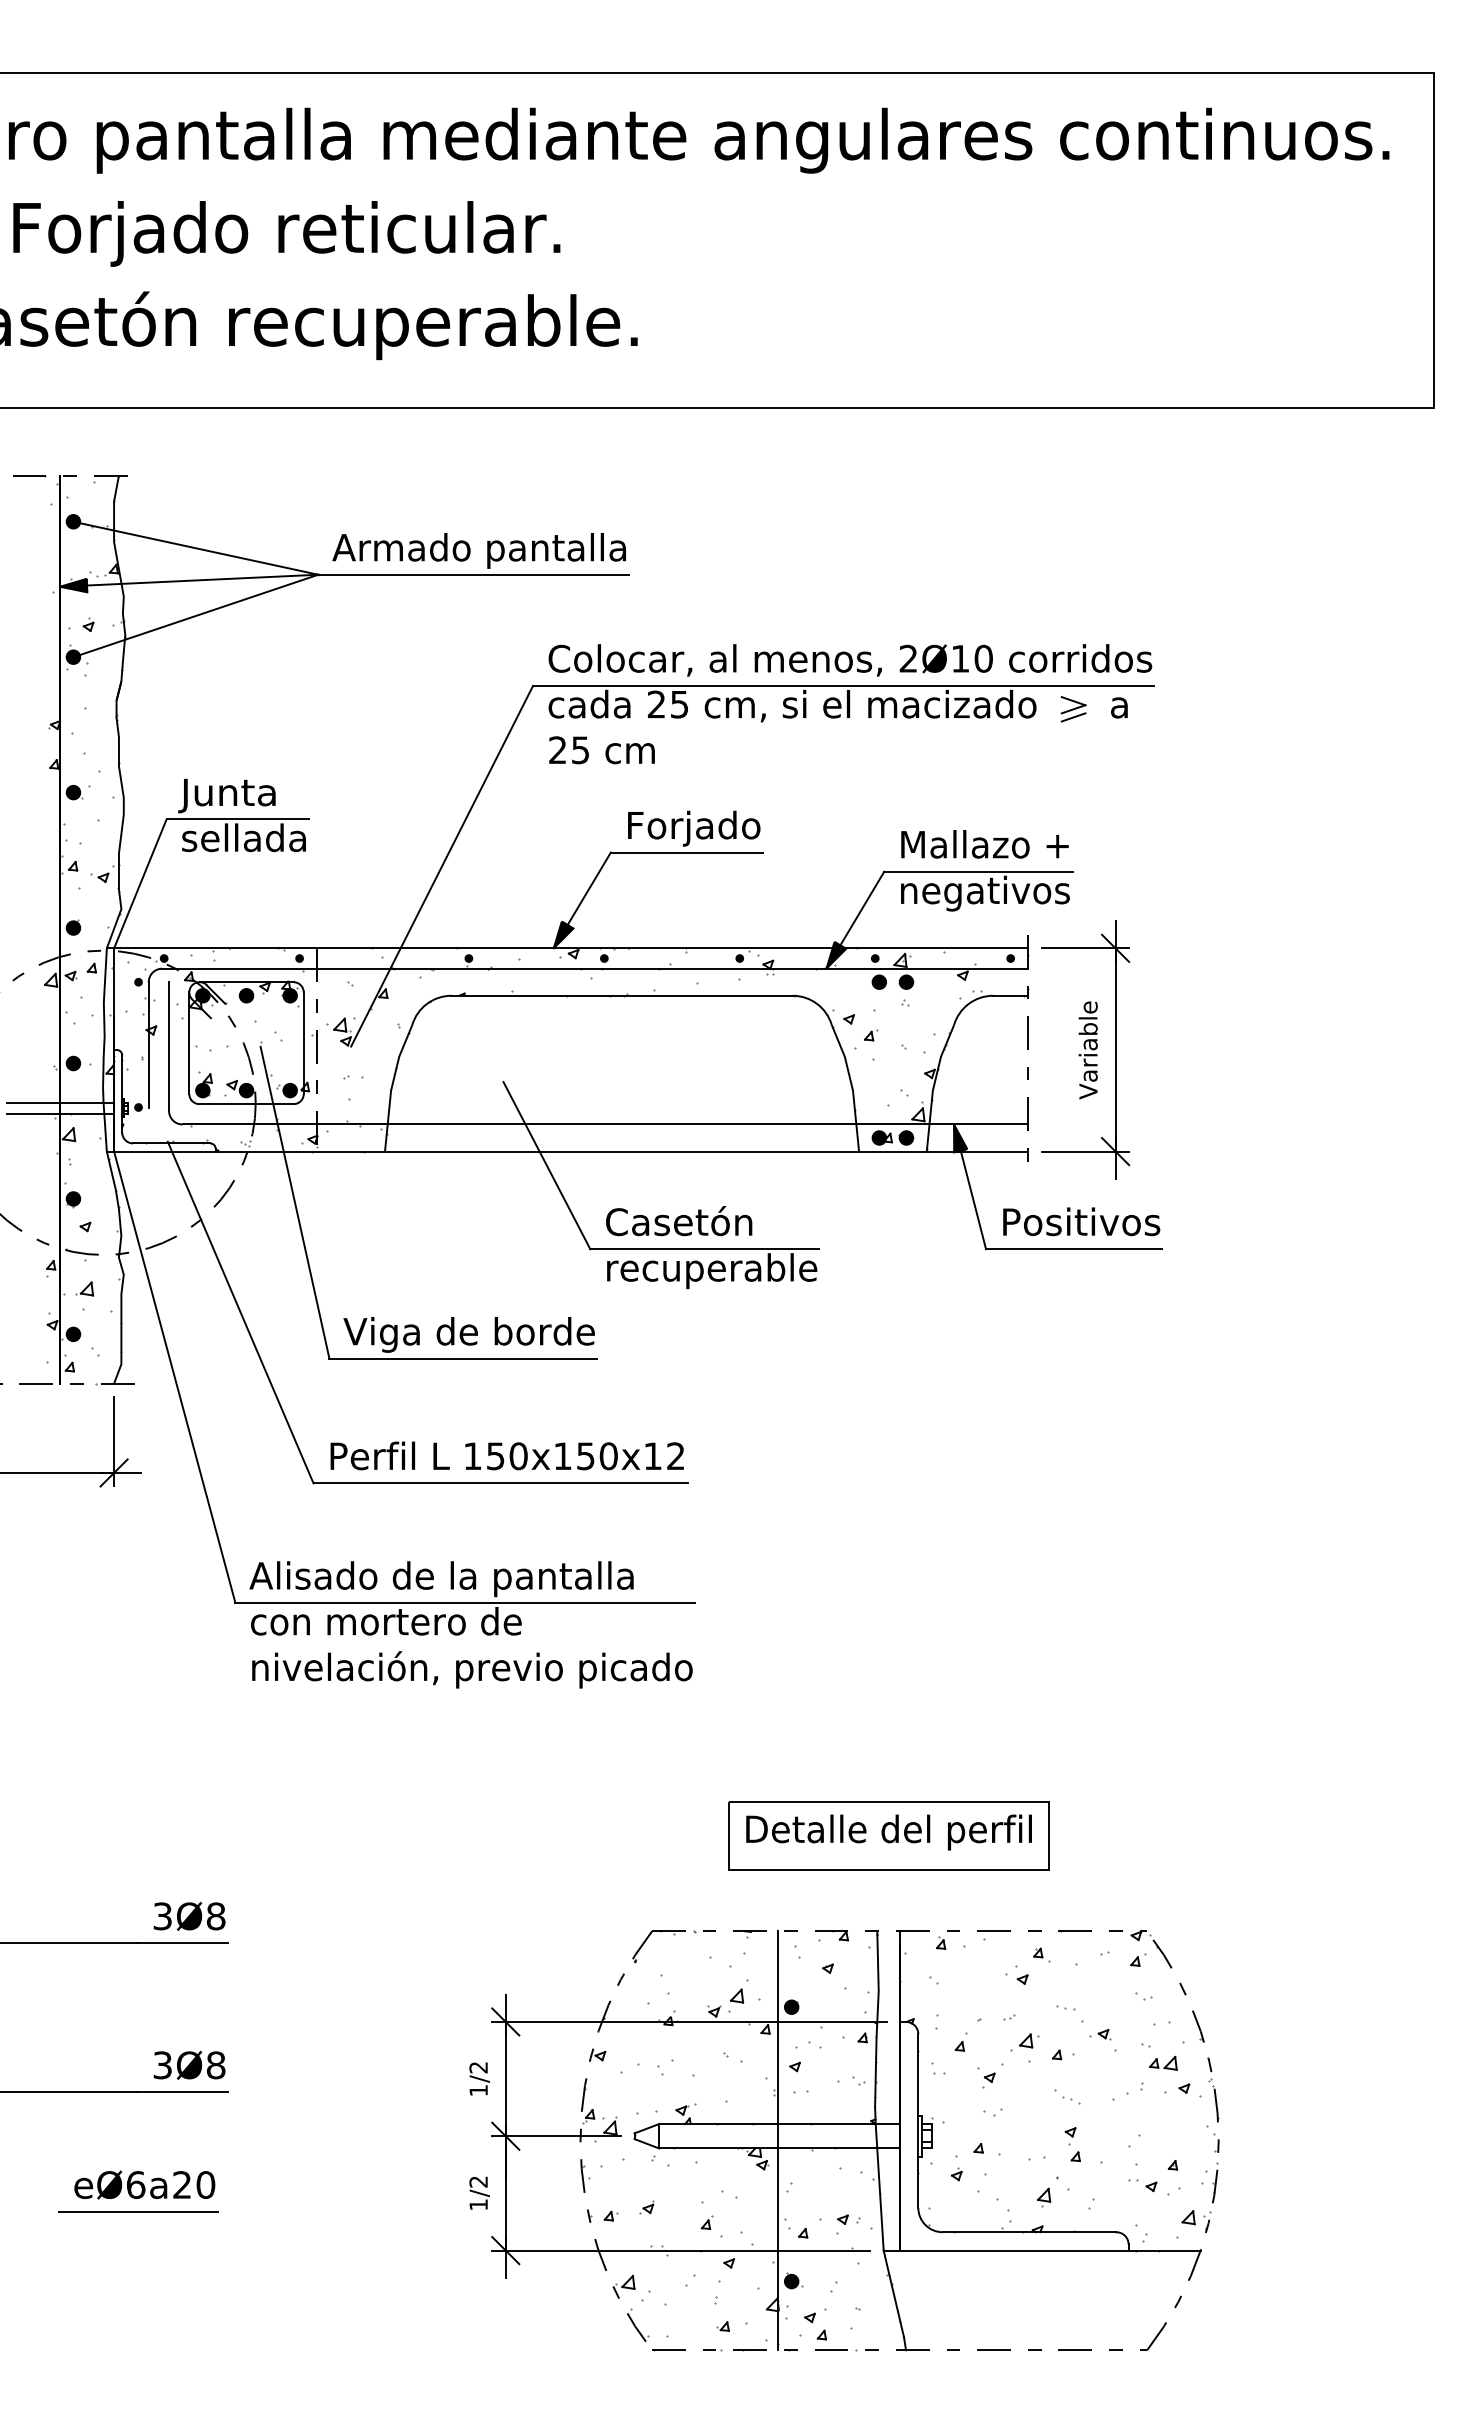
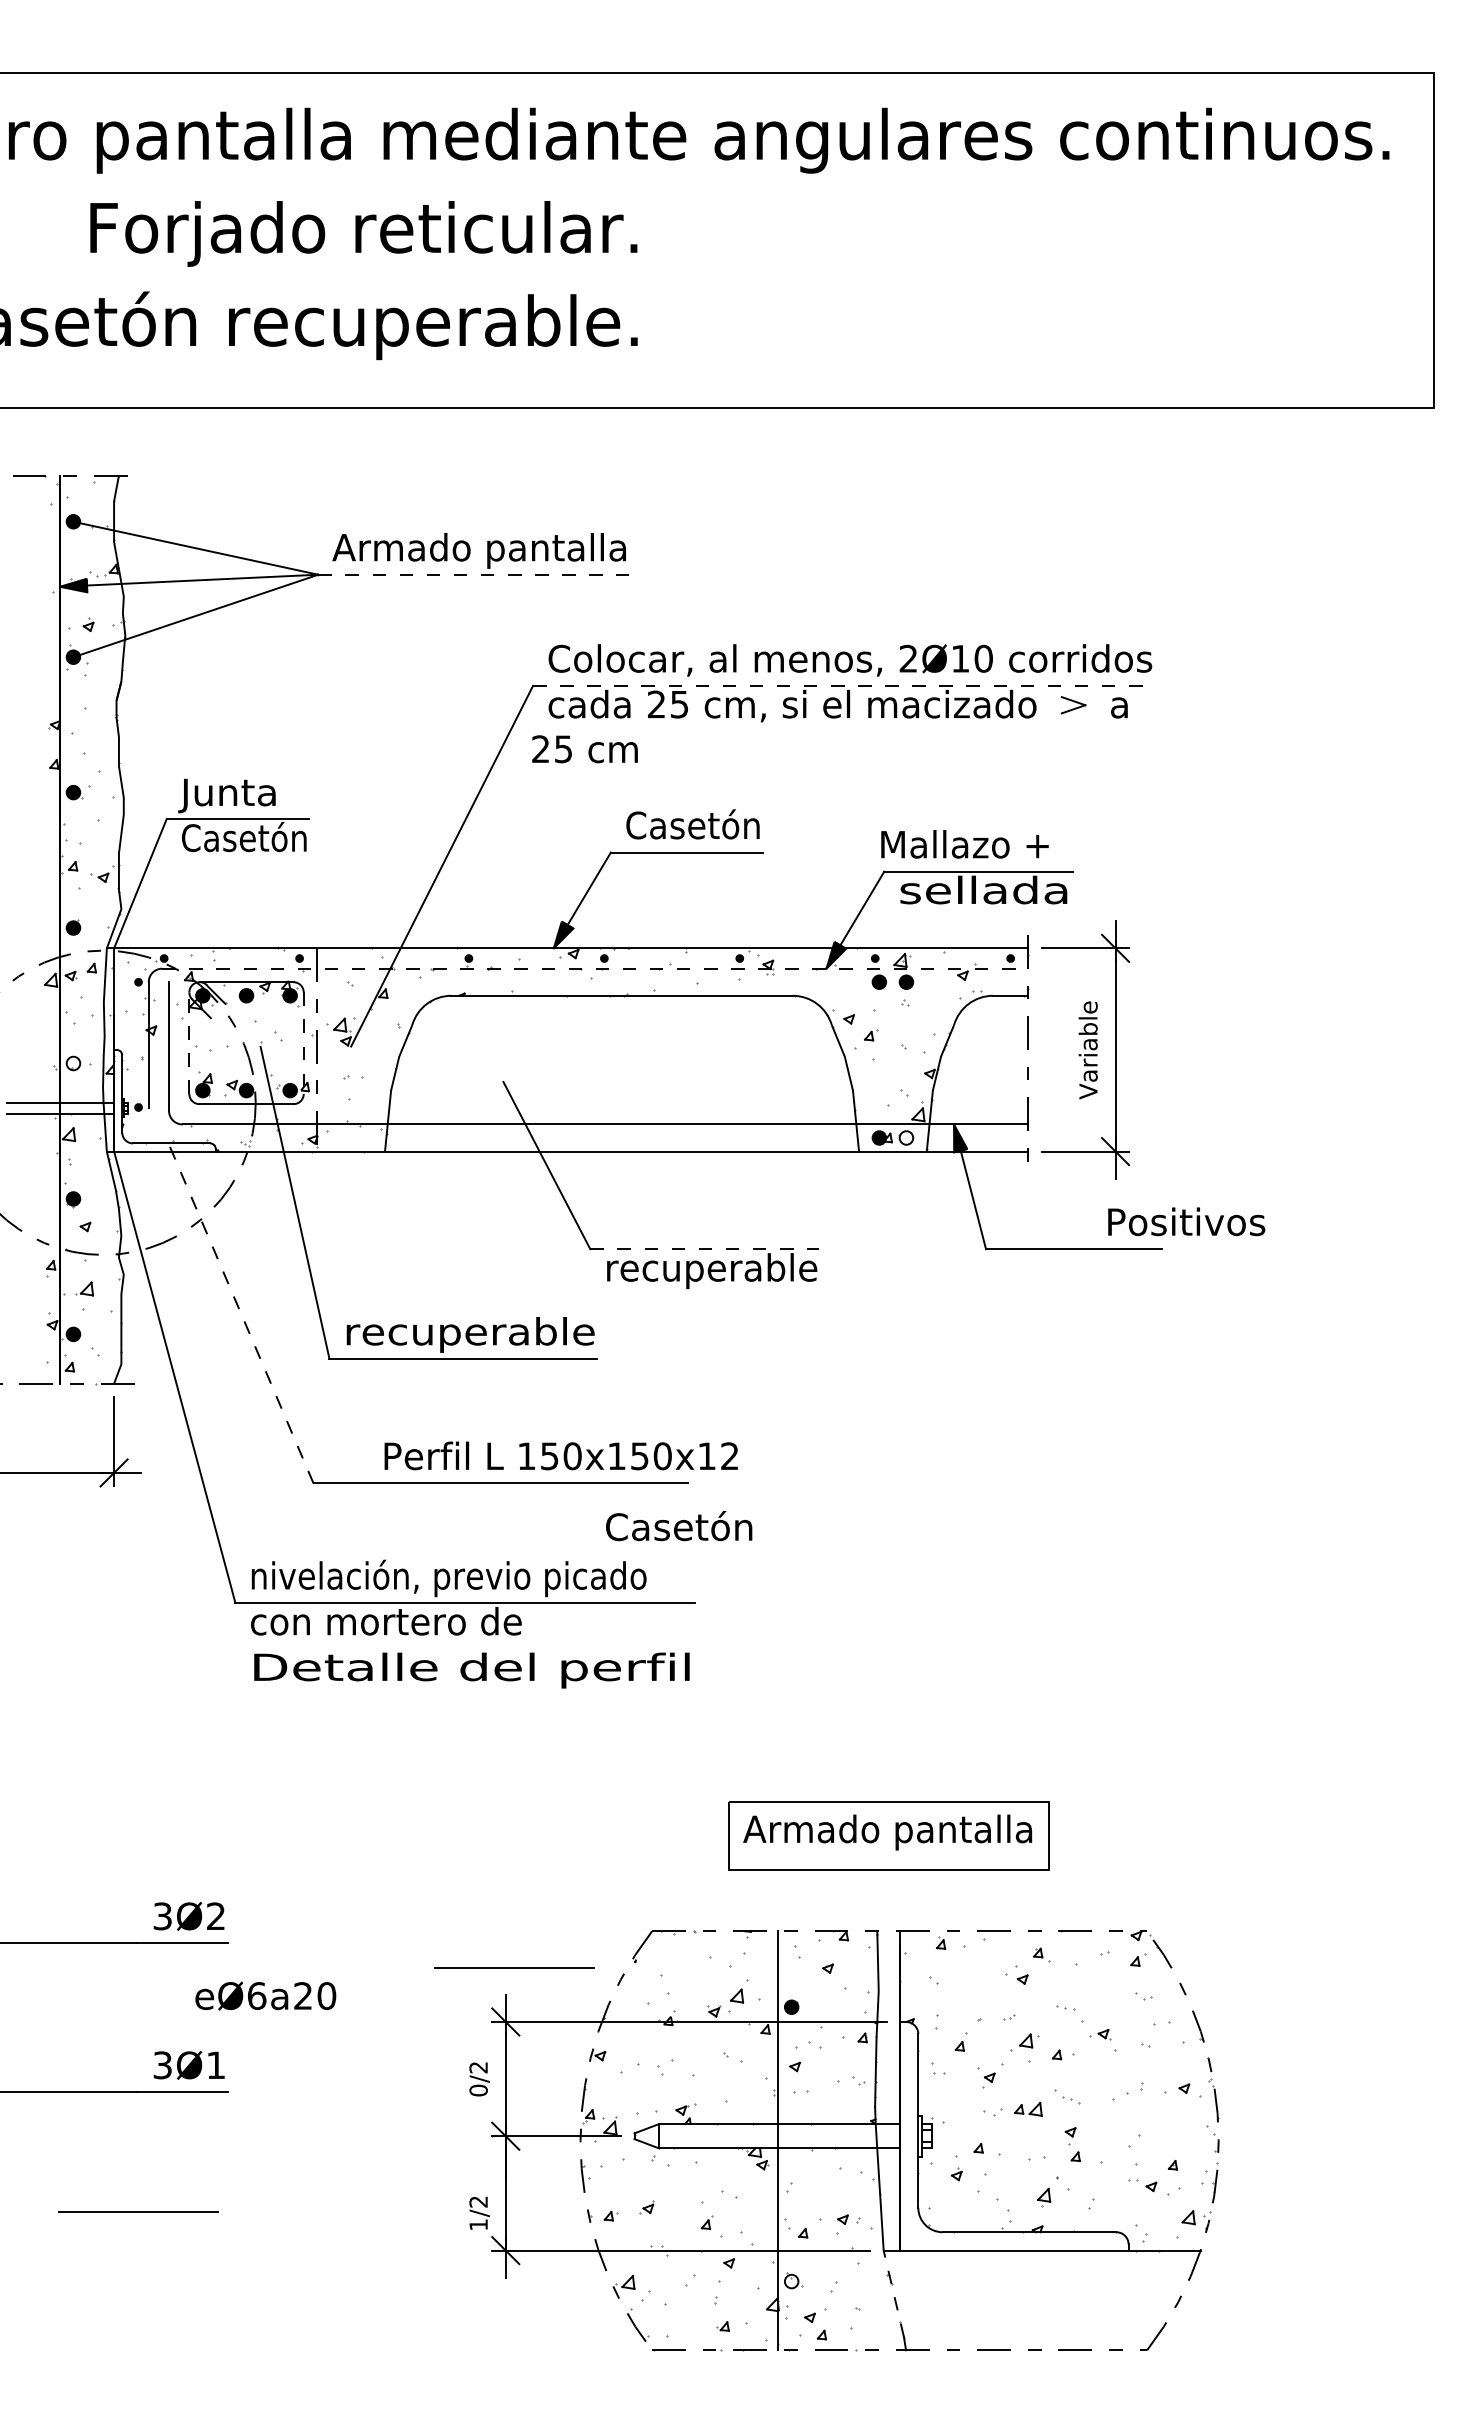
text position: (286, 233) -> (363, 233) (363, 233)
line: solid -> dashed (474, 574)
line: solid -> dashed (843, 685)
line: present -> none (1073, 717)
text position: (601, 750) -> (584, 749) (584, 749)
text: Forjado -> Casetón (693, 827)
text: sellada -> Casetón (244, 837)
text position: (984, 844) -> (964, 844) (964, 844)
text: negativos -> sellada (984, 893)
line: solid -> dashed (595, 968)
line: solid -> dashed (189, 1043)
line: solid -> dashed (303, 1043)
fill: present -> none (73, 1063)
fill: present -> none (906, 1137)
text position: (679, 1221) -> (679, 1526) (679, 1526)
text position: (1081, 1221) -> (1186, 1221) (1186, 1221)
line: solid -> dashed (705, 1249)
line: solid -> dashed (240, 1312)
text: Viga de borde -> recuperable (468, 1334)
text position: (506, 1455) -> (560, 1455) (560, 1455)
text: Alisado de la pantalla -> nivelación, previo picado (447, 1578)
text: nivelación, previo picado -> Detalle del perfil (472, 1669)
text: Detalle del perfil -> Armado pantalla (887, 1832)
text: 3Ø8 -> 3Ø2 (215, 1916)
line: none -> present (514, 1967)
part position: (1163, 2062) -> (1028, 2108) (1028, 2108)
text: 3Ø8 -> 3Ø1 (215, 2065)
text: 1/2 -> 0/2 (478, 2090)
text position: (144, 2184) -> (265, 1995) (265, 1995)
text position: (479, 2192) -> (479, 2212) (479, 2212)
fill: present -> none (791, 2281)
line: solid -> dashed (893, 2293)
